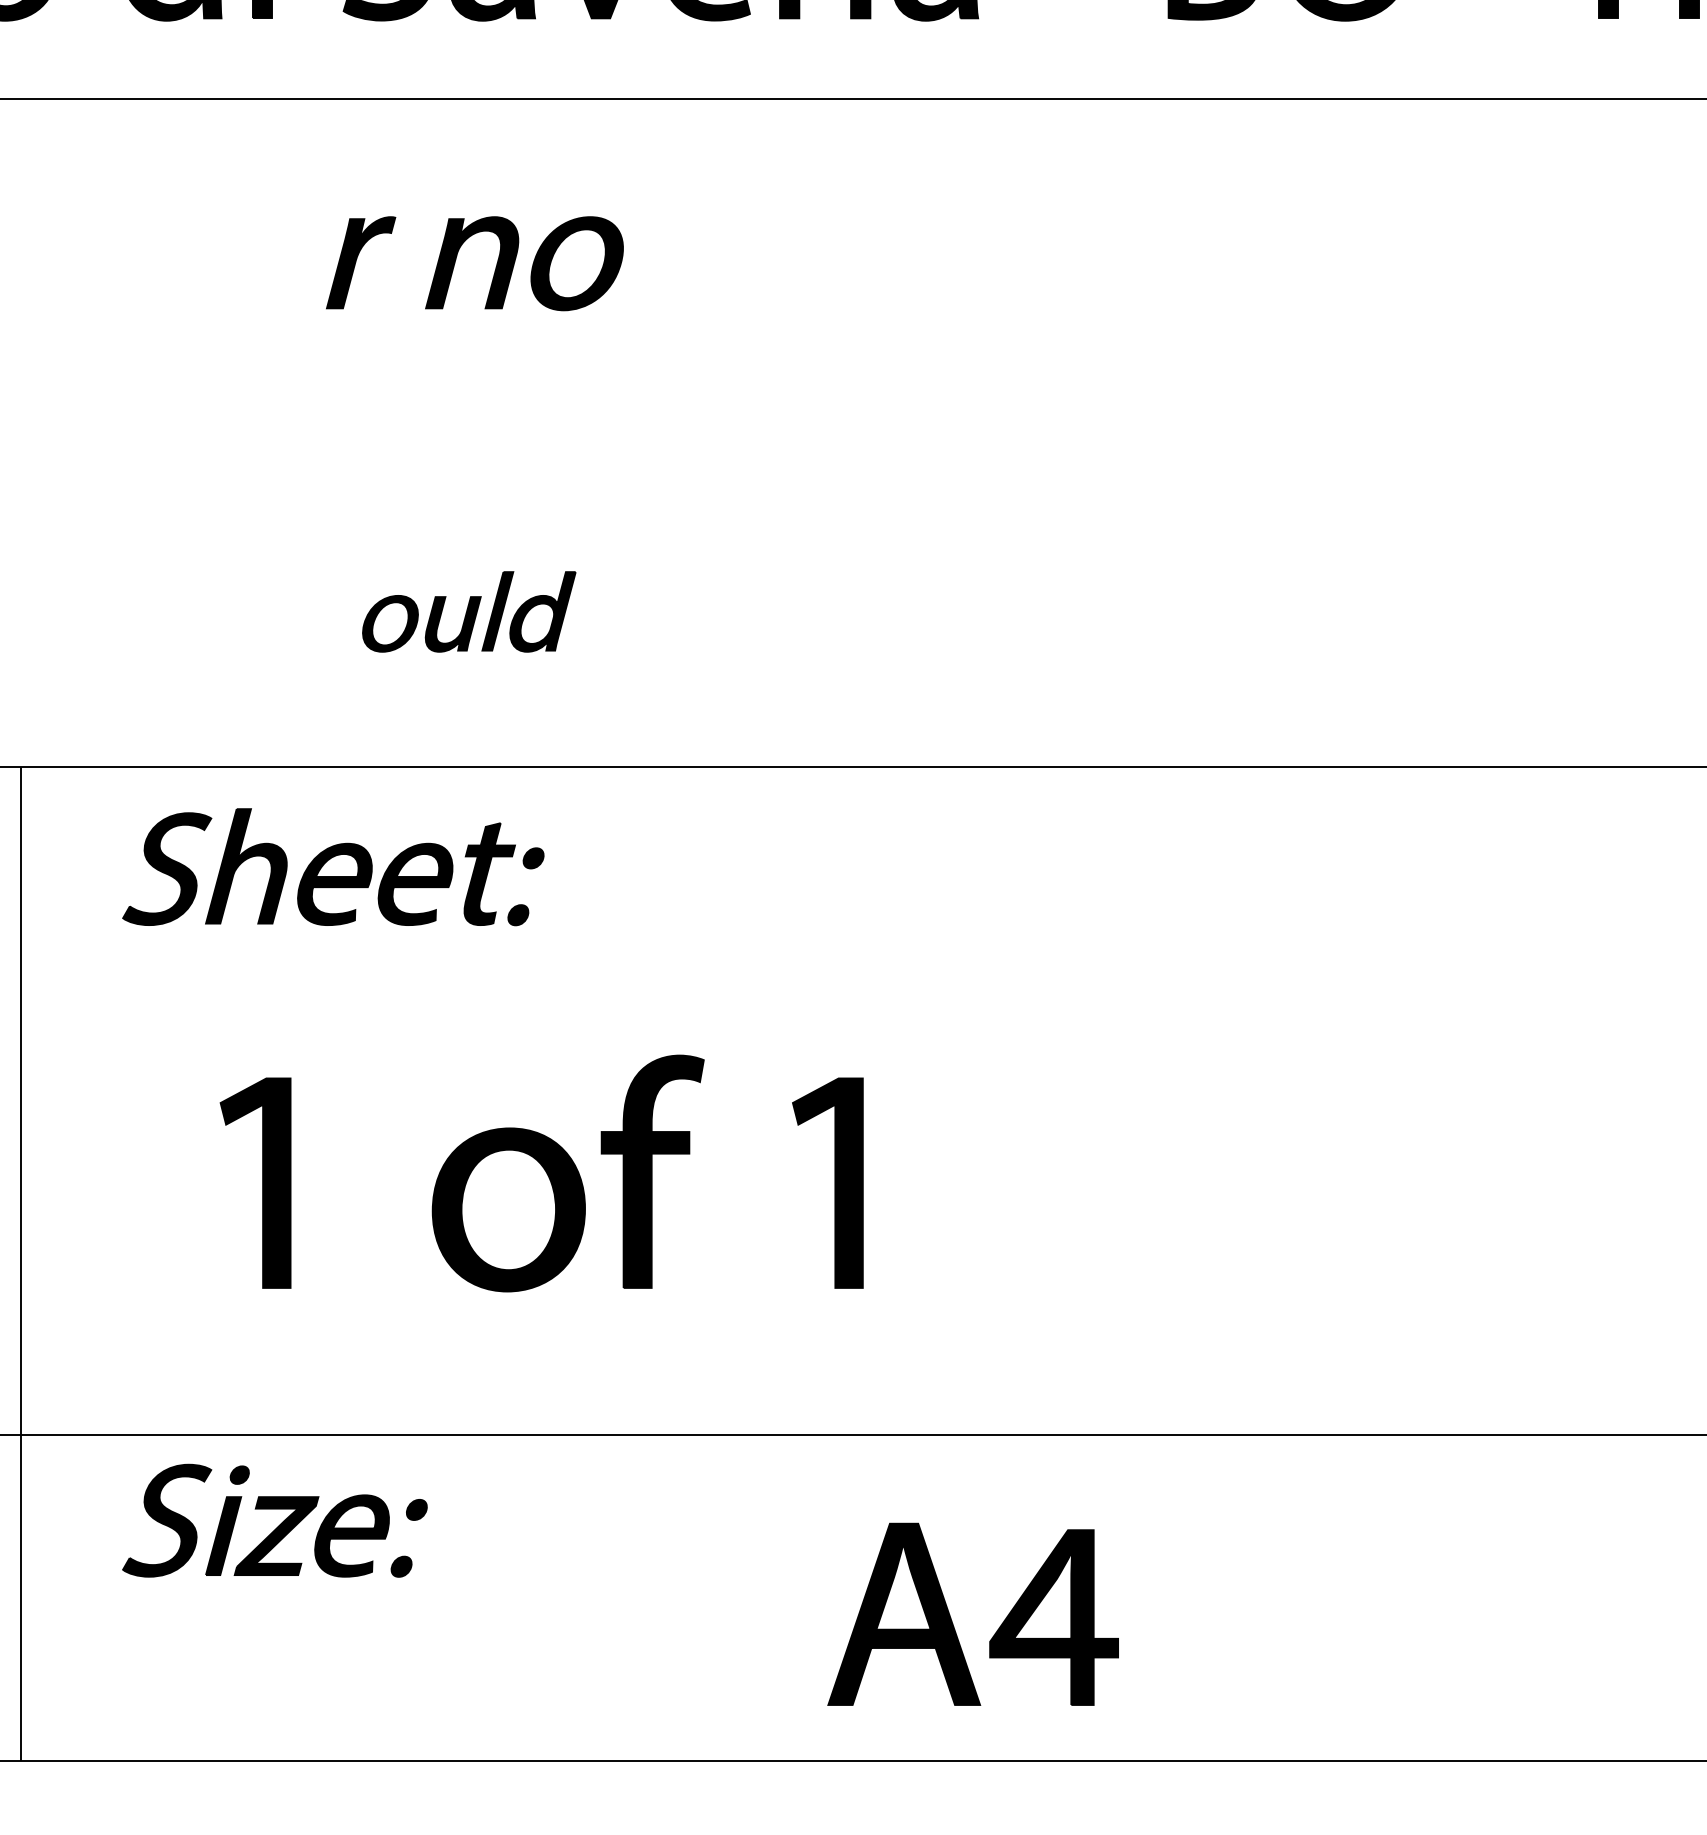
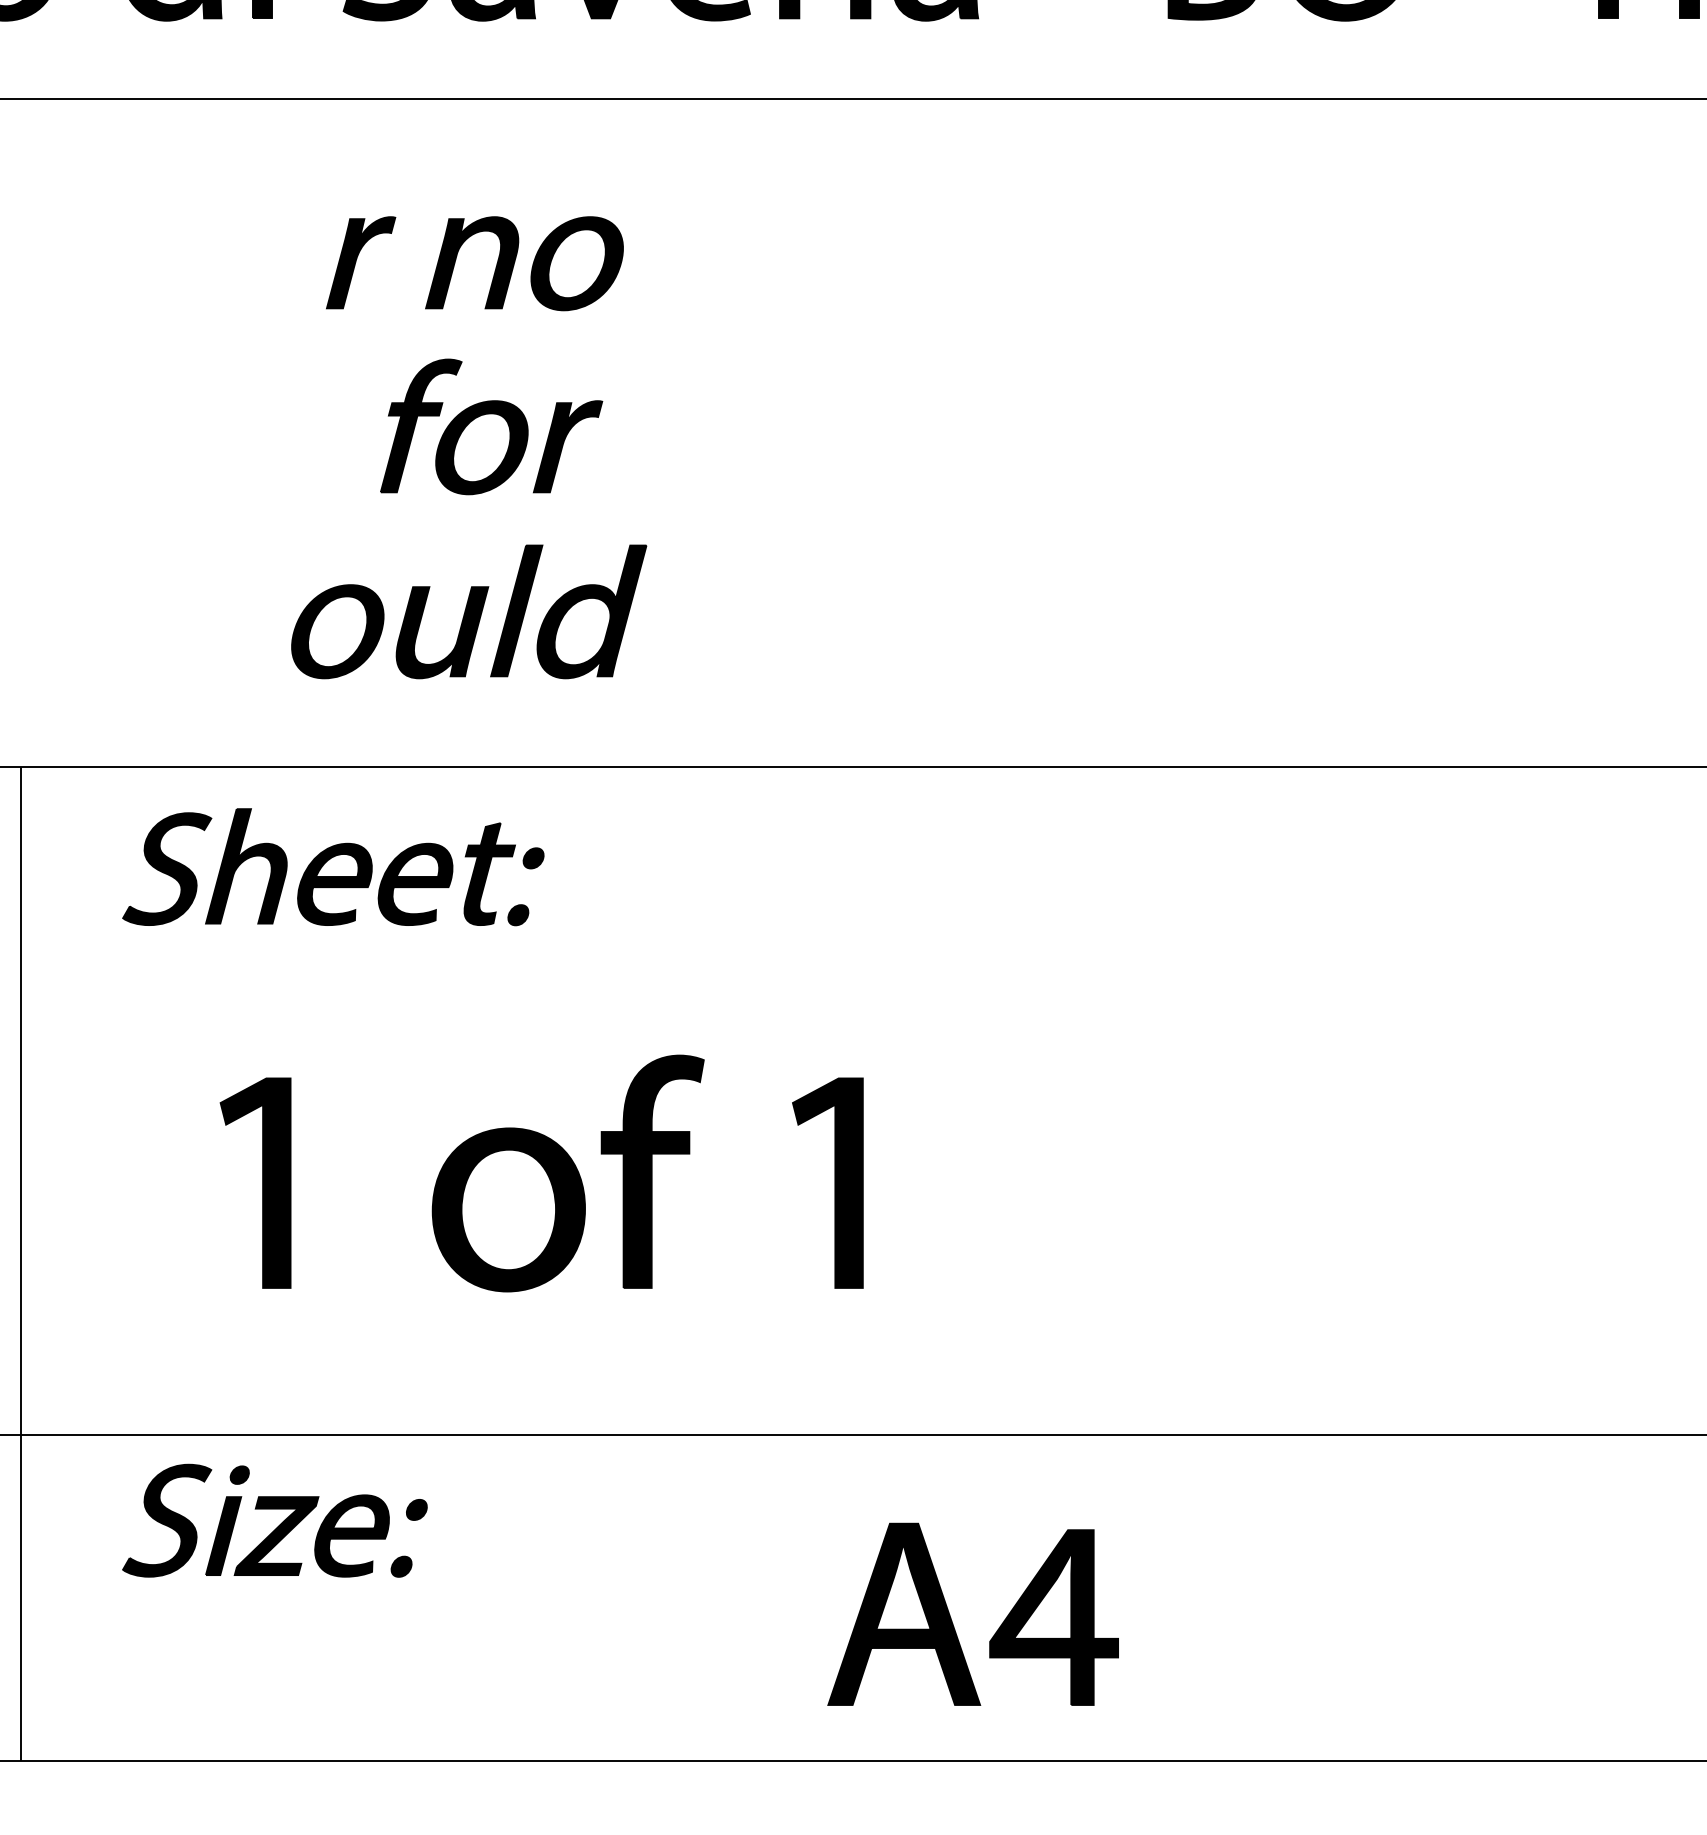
part: none -> present (491, 426)
part size: 215x82 px -> 357x136 px (469, 611)
